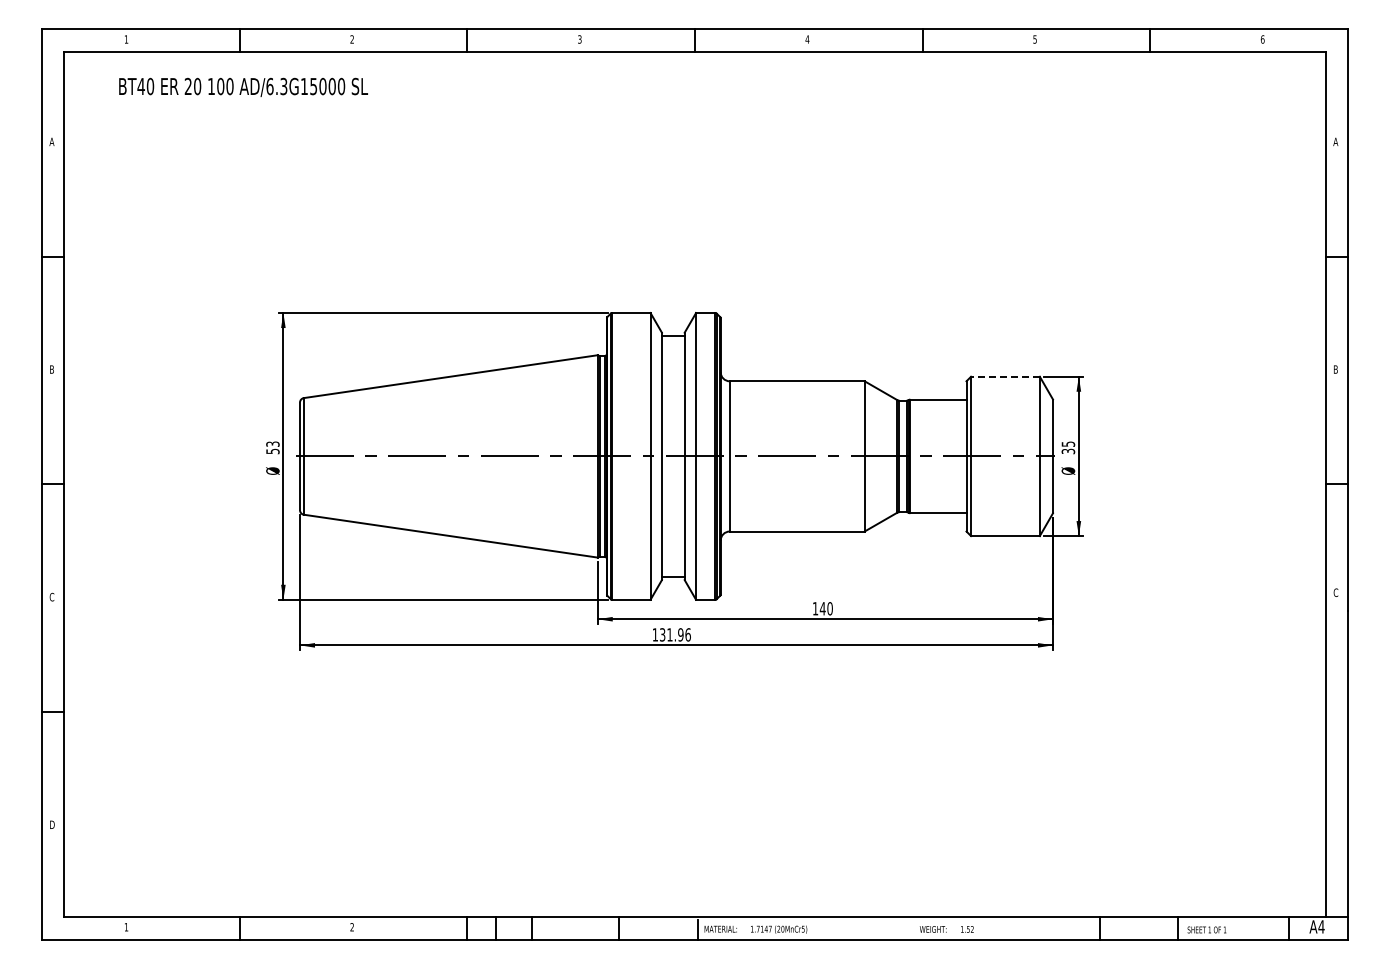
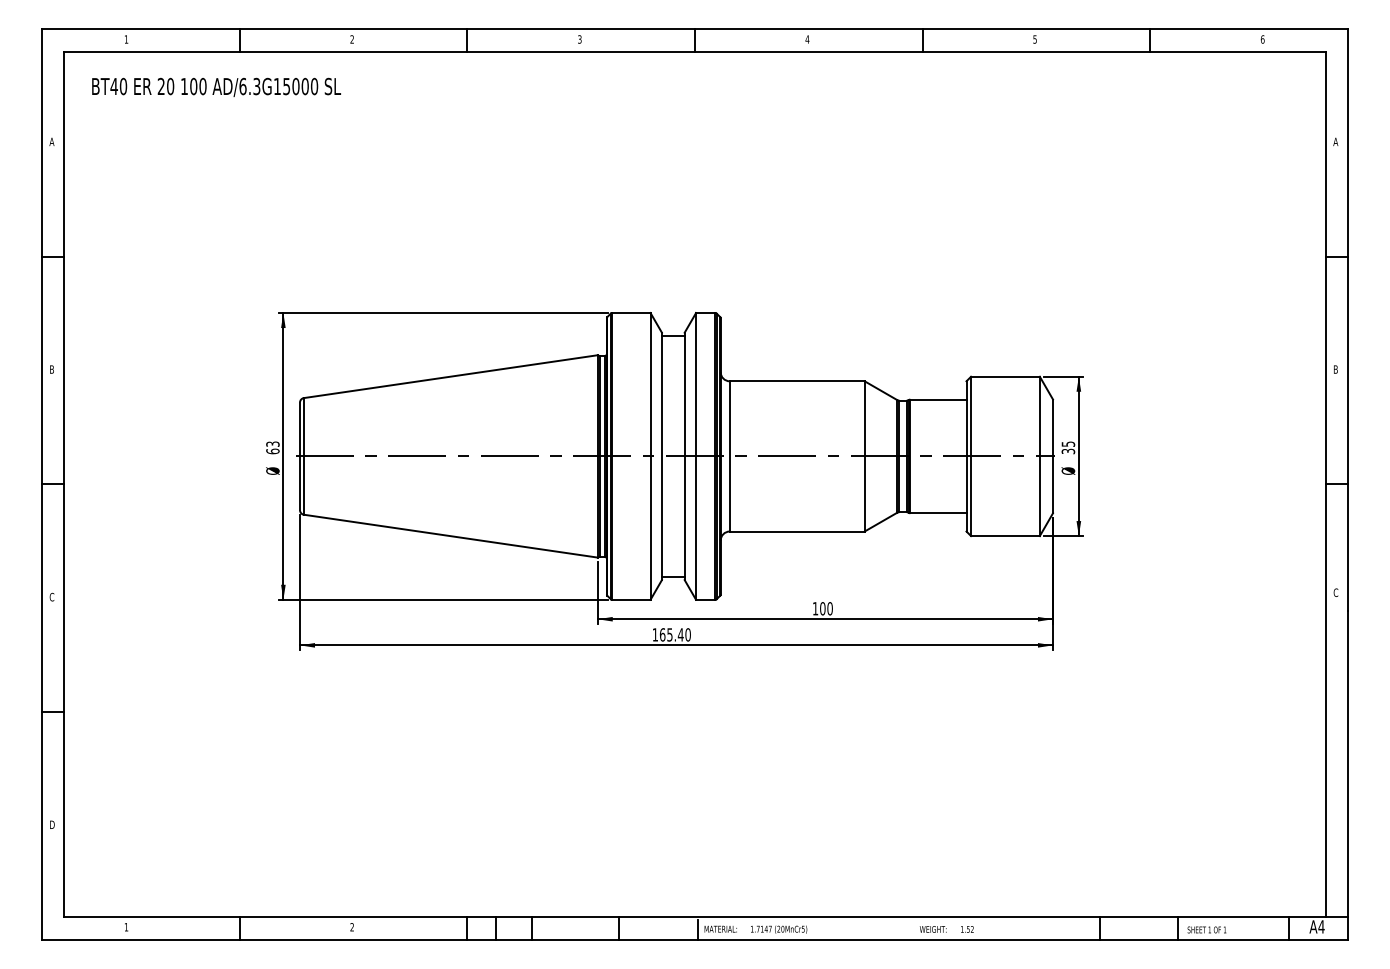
text position: (243, 86) -> (216, 86) (216, 86)
line: dashed -> solid (1004, 376)
text: 53 -> 63 (272, 451)
text: 140 -> 100 (822, 608)
text: 131.96 -> 165.40 (674, 634)
